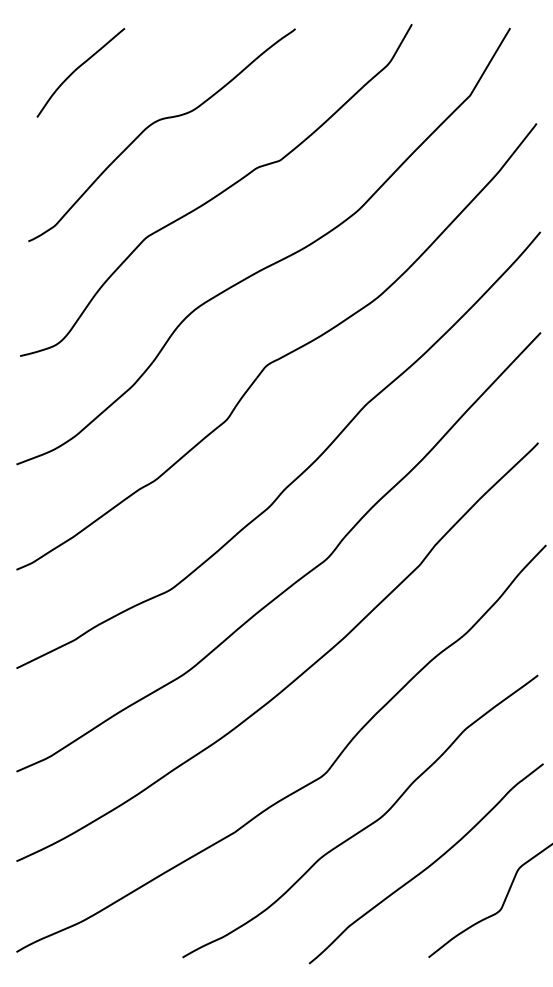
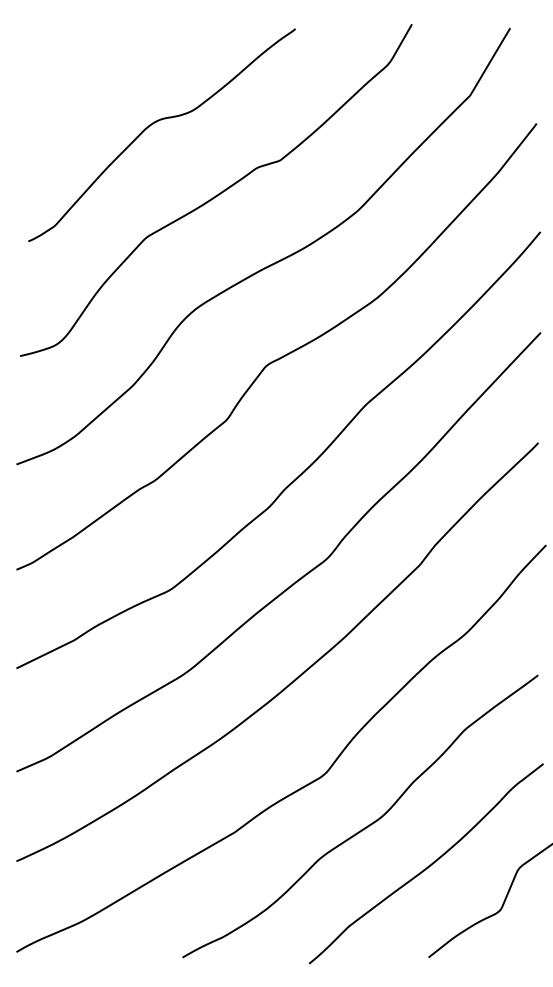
curve: present -> none (77, 69)
